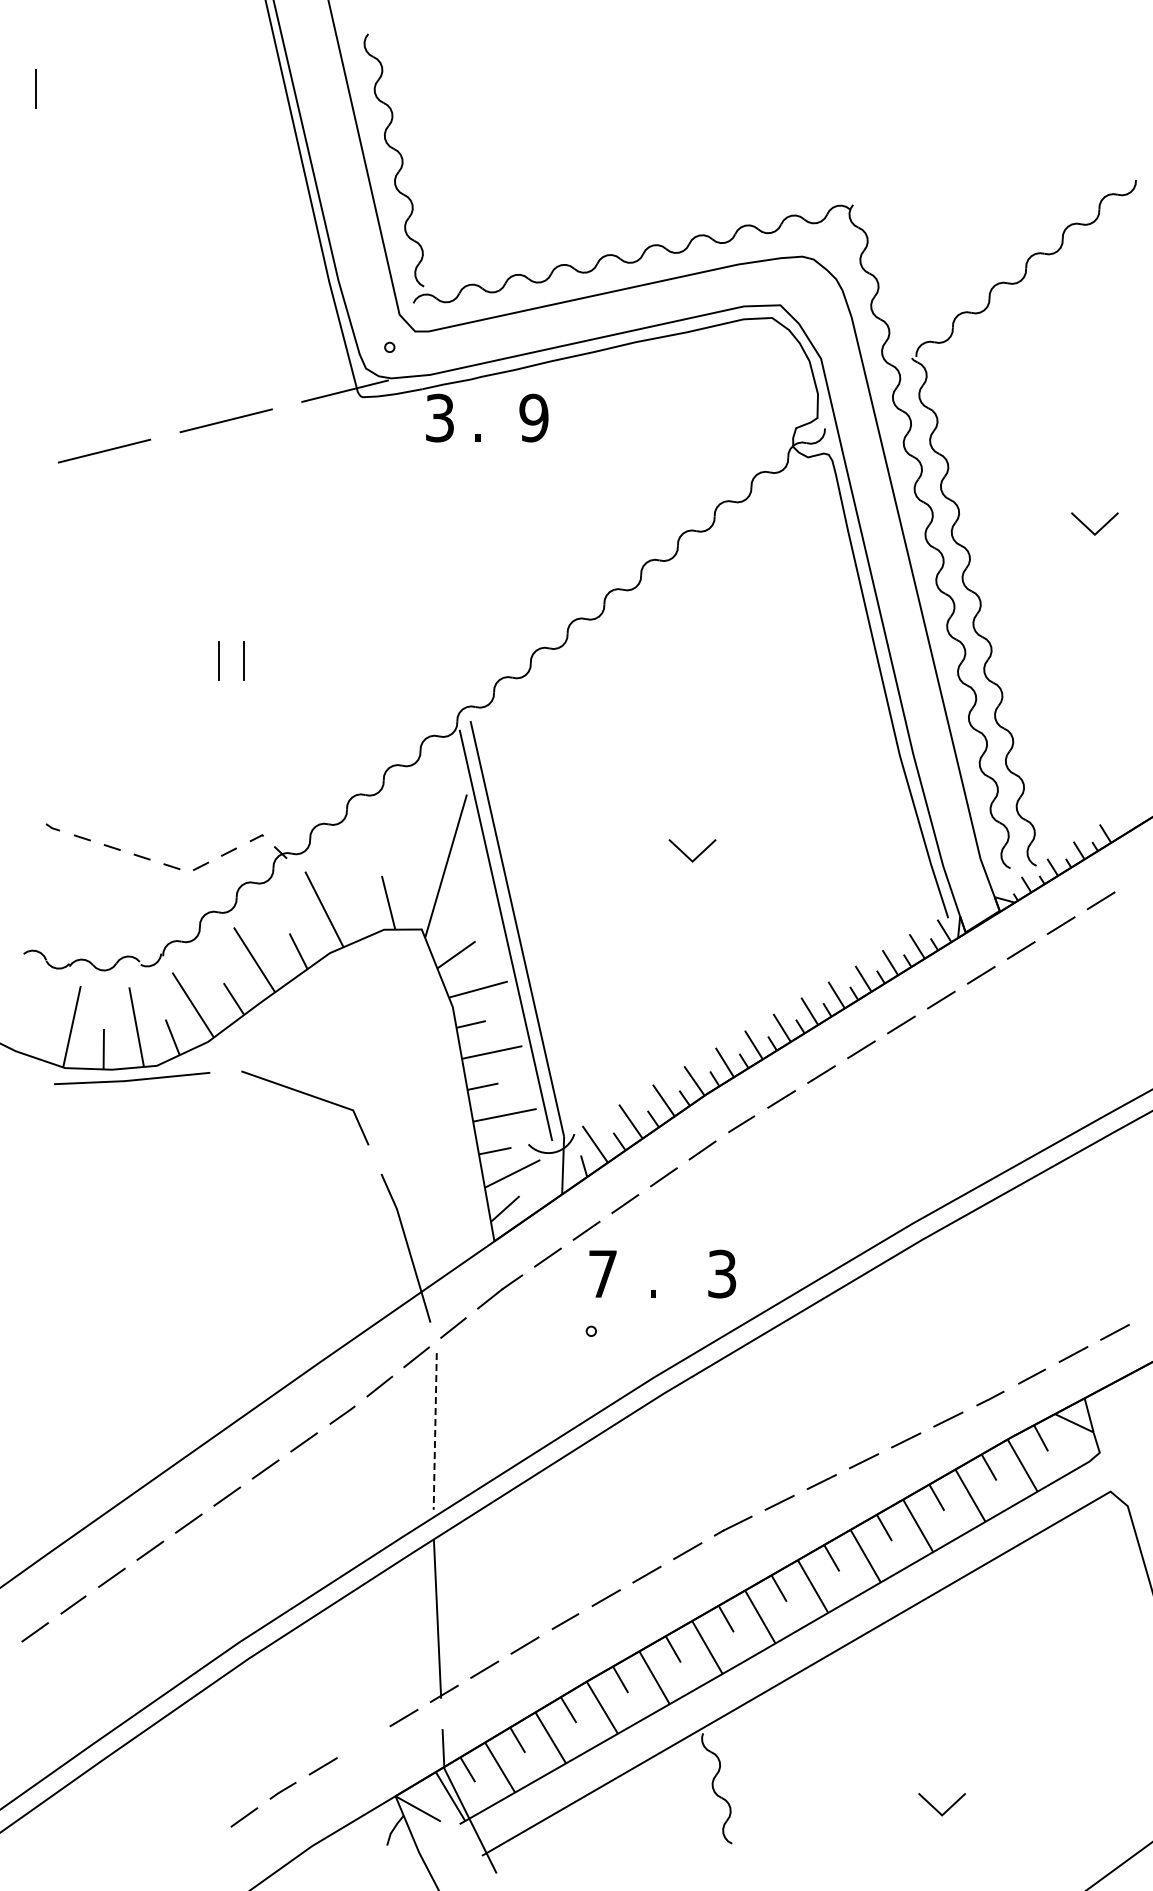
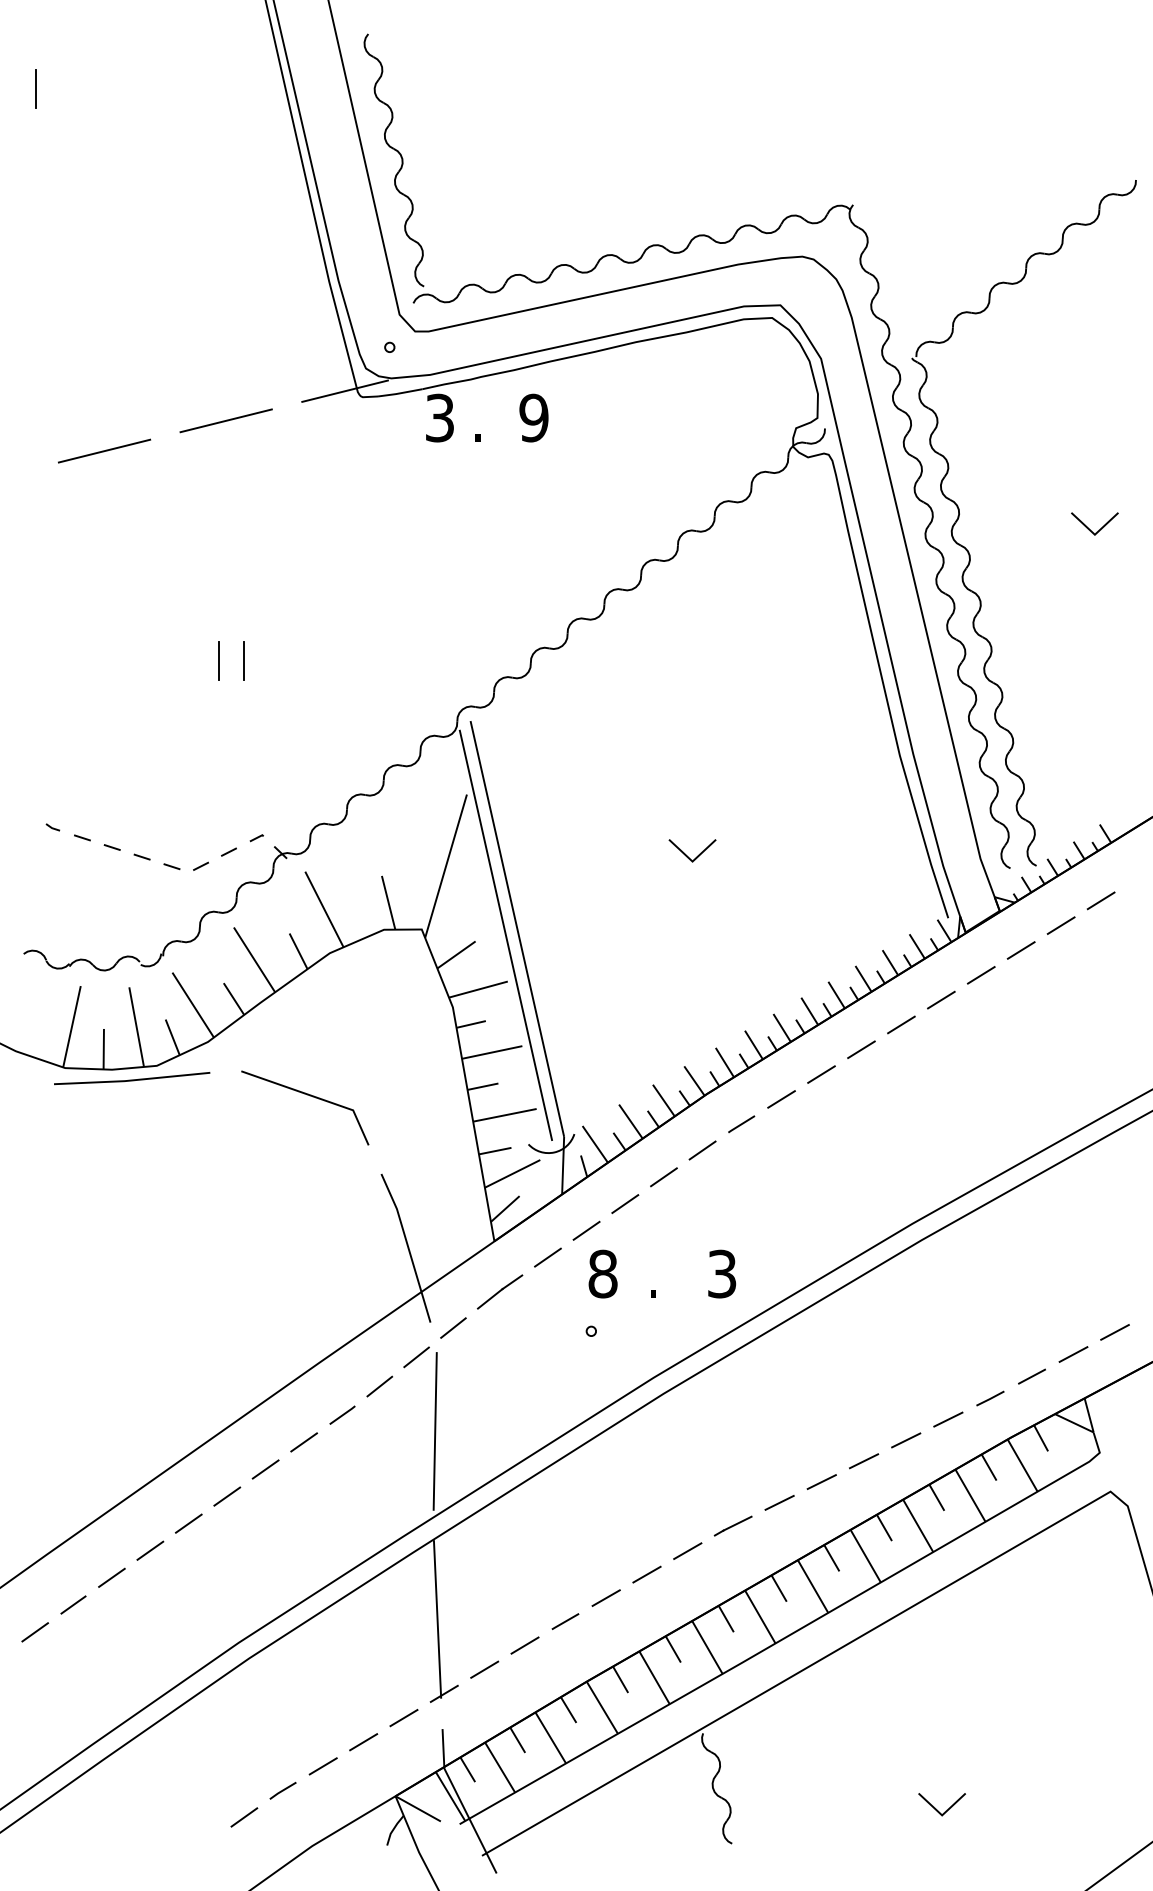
text: 7 -> 8 (602, 1273)
line: dashed -> solid (435, 1431)
line: none -> present (363, 1742)
